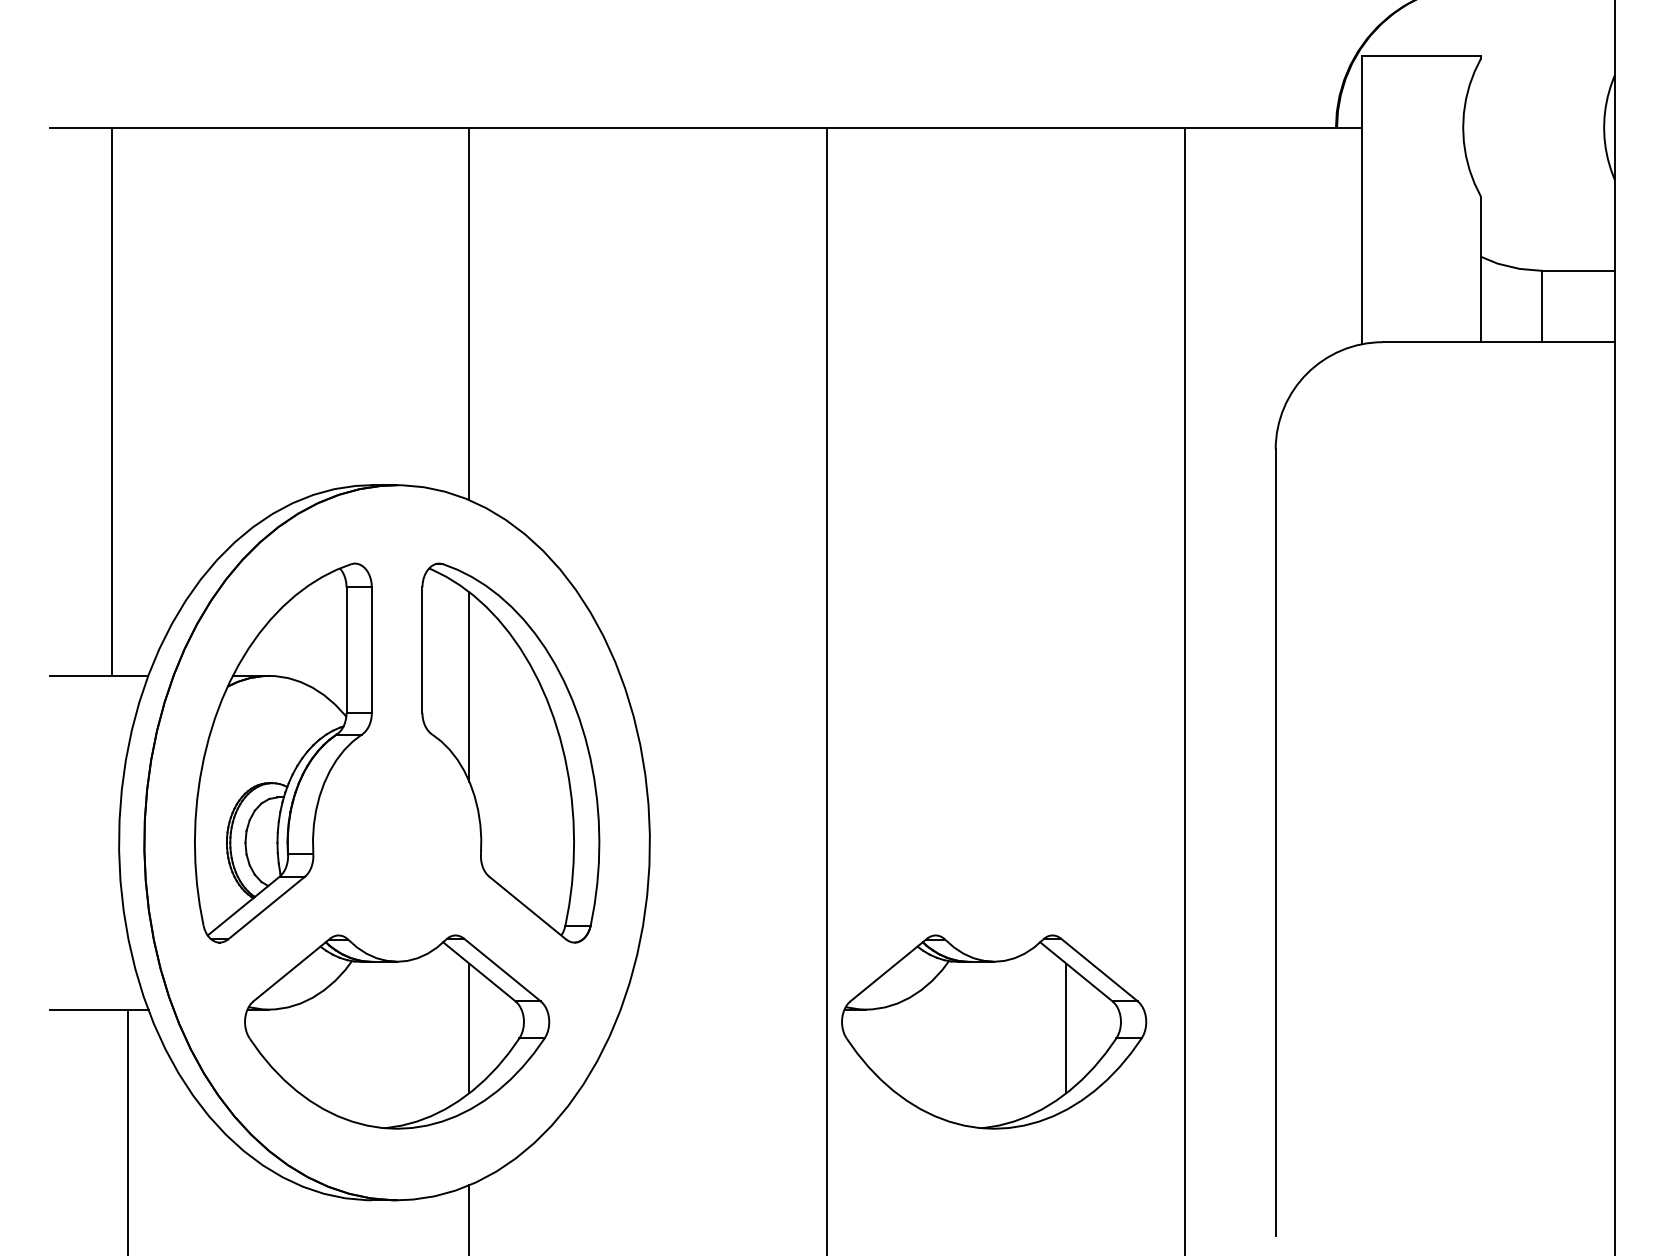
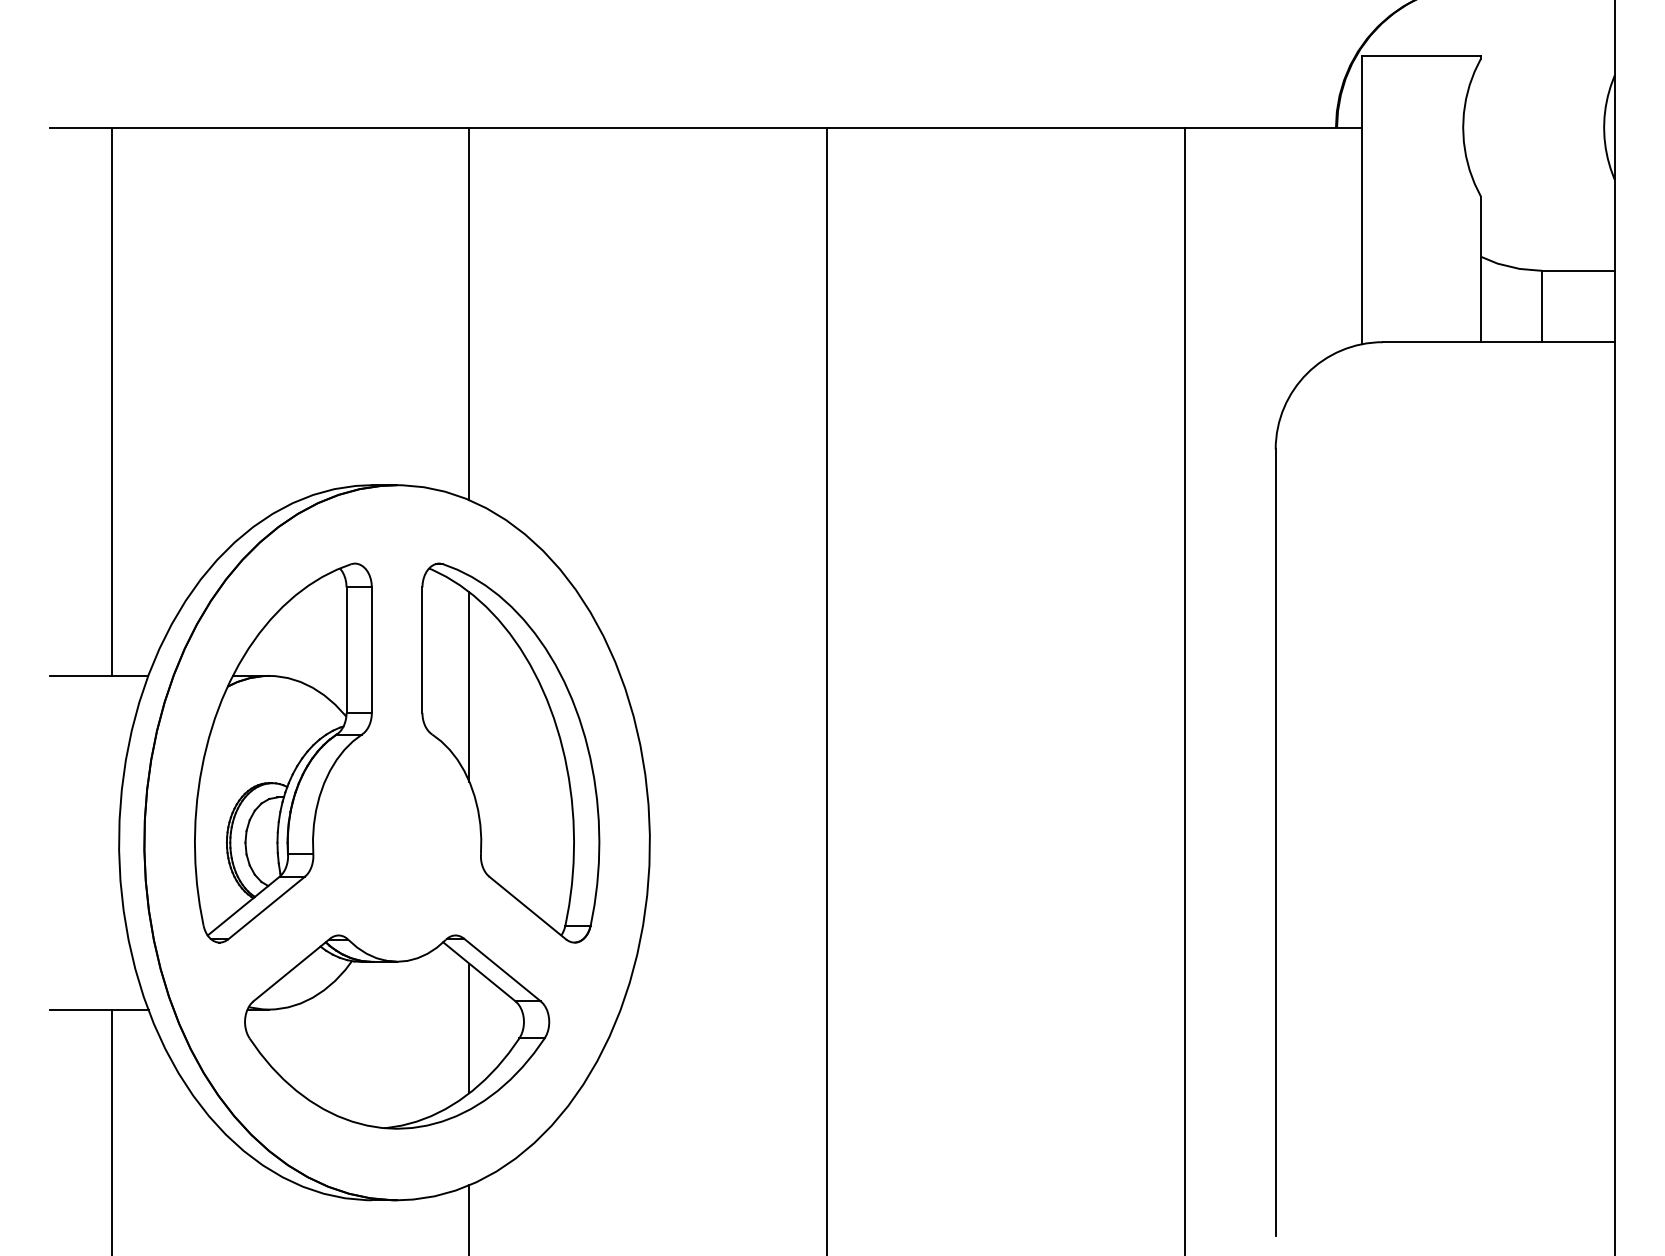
part: present -> none (994, 1031)
line position: (127, 1130) -> (111, 1130) (111, 1130)
